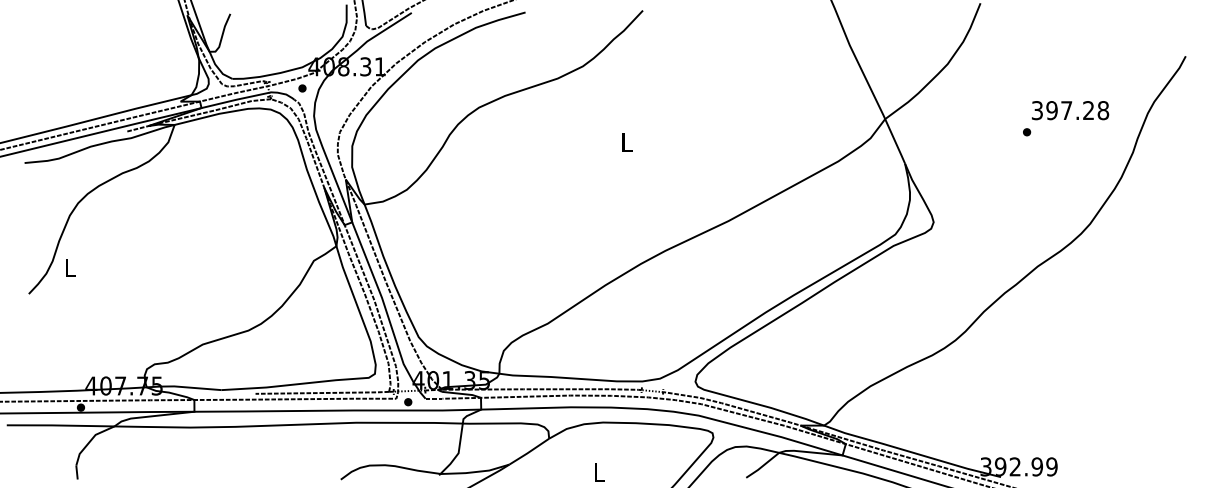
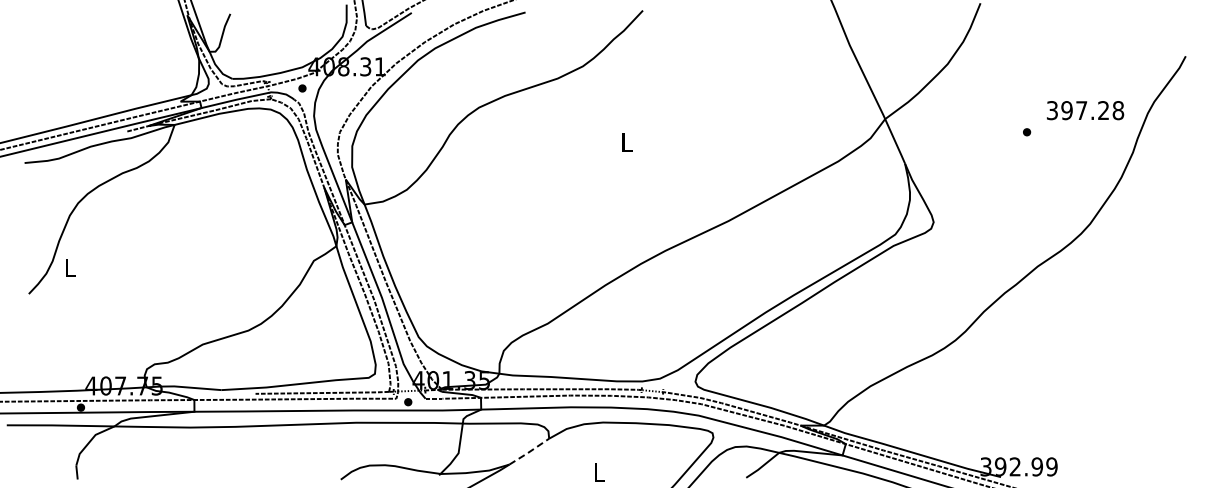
text position: (1070, 110) -> (1085, 110) (1085, 110)
line: solid -> dashed (528, 452)
